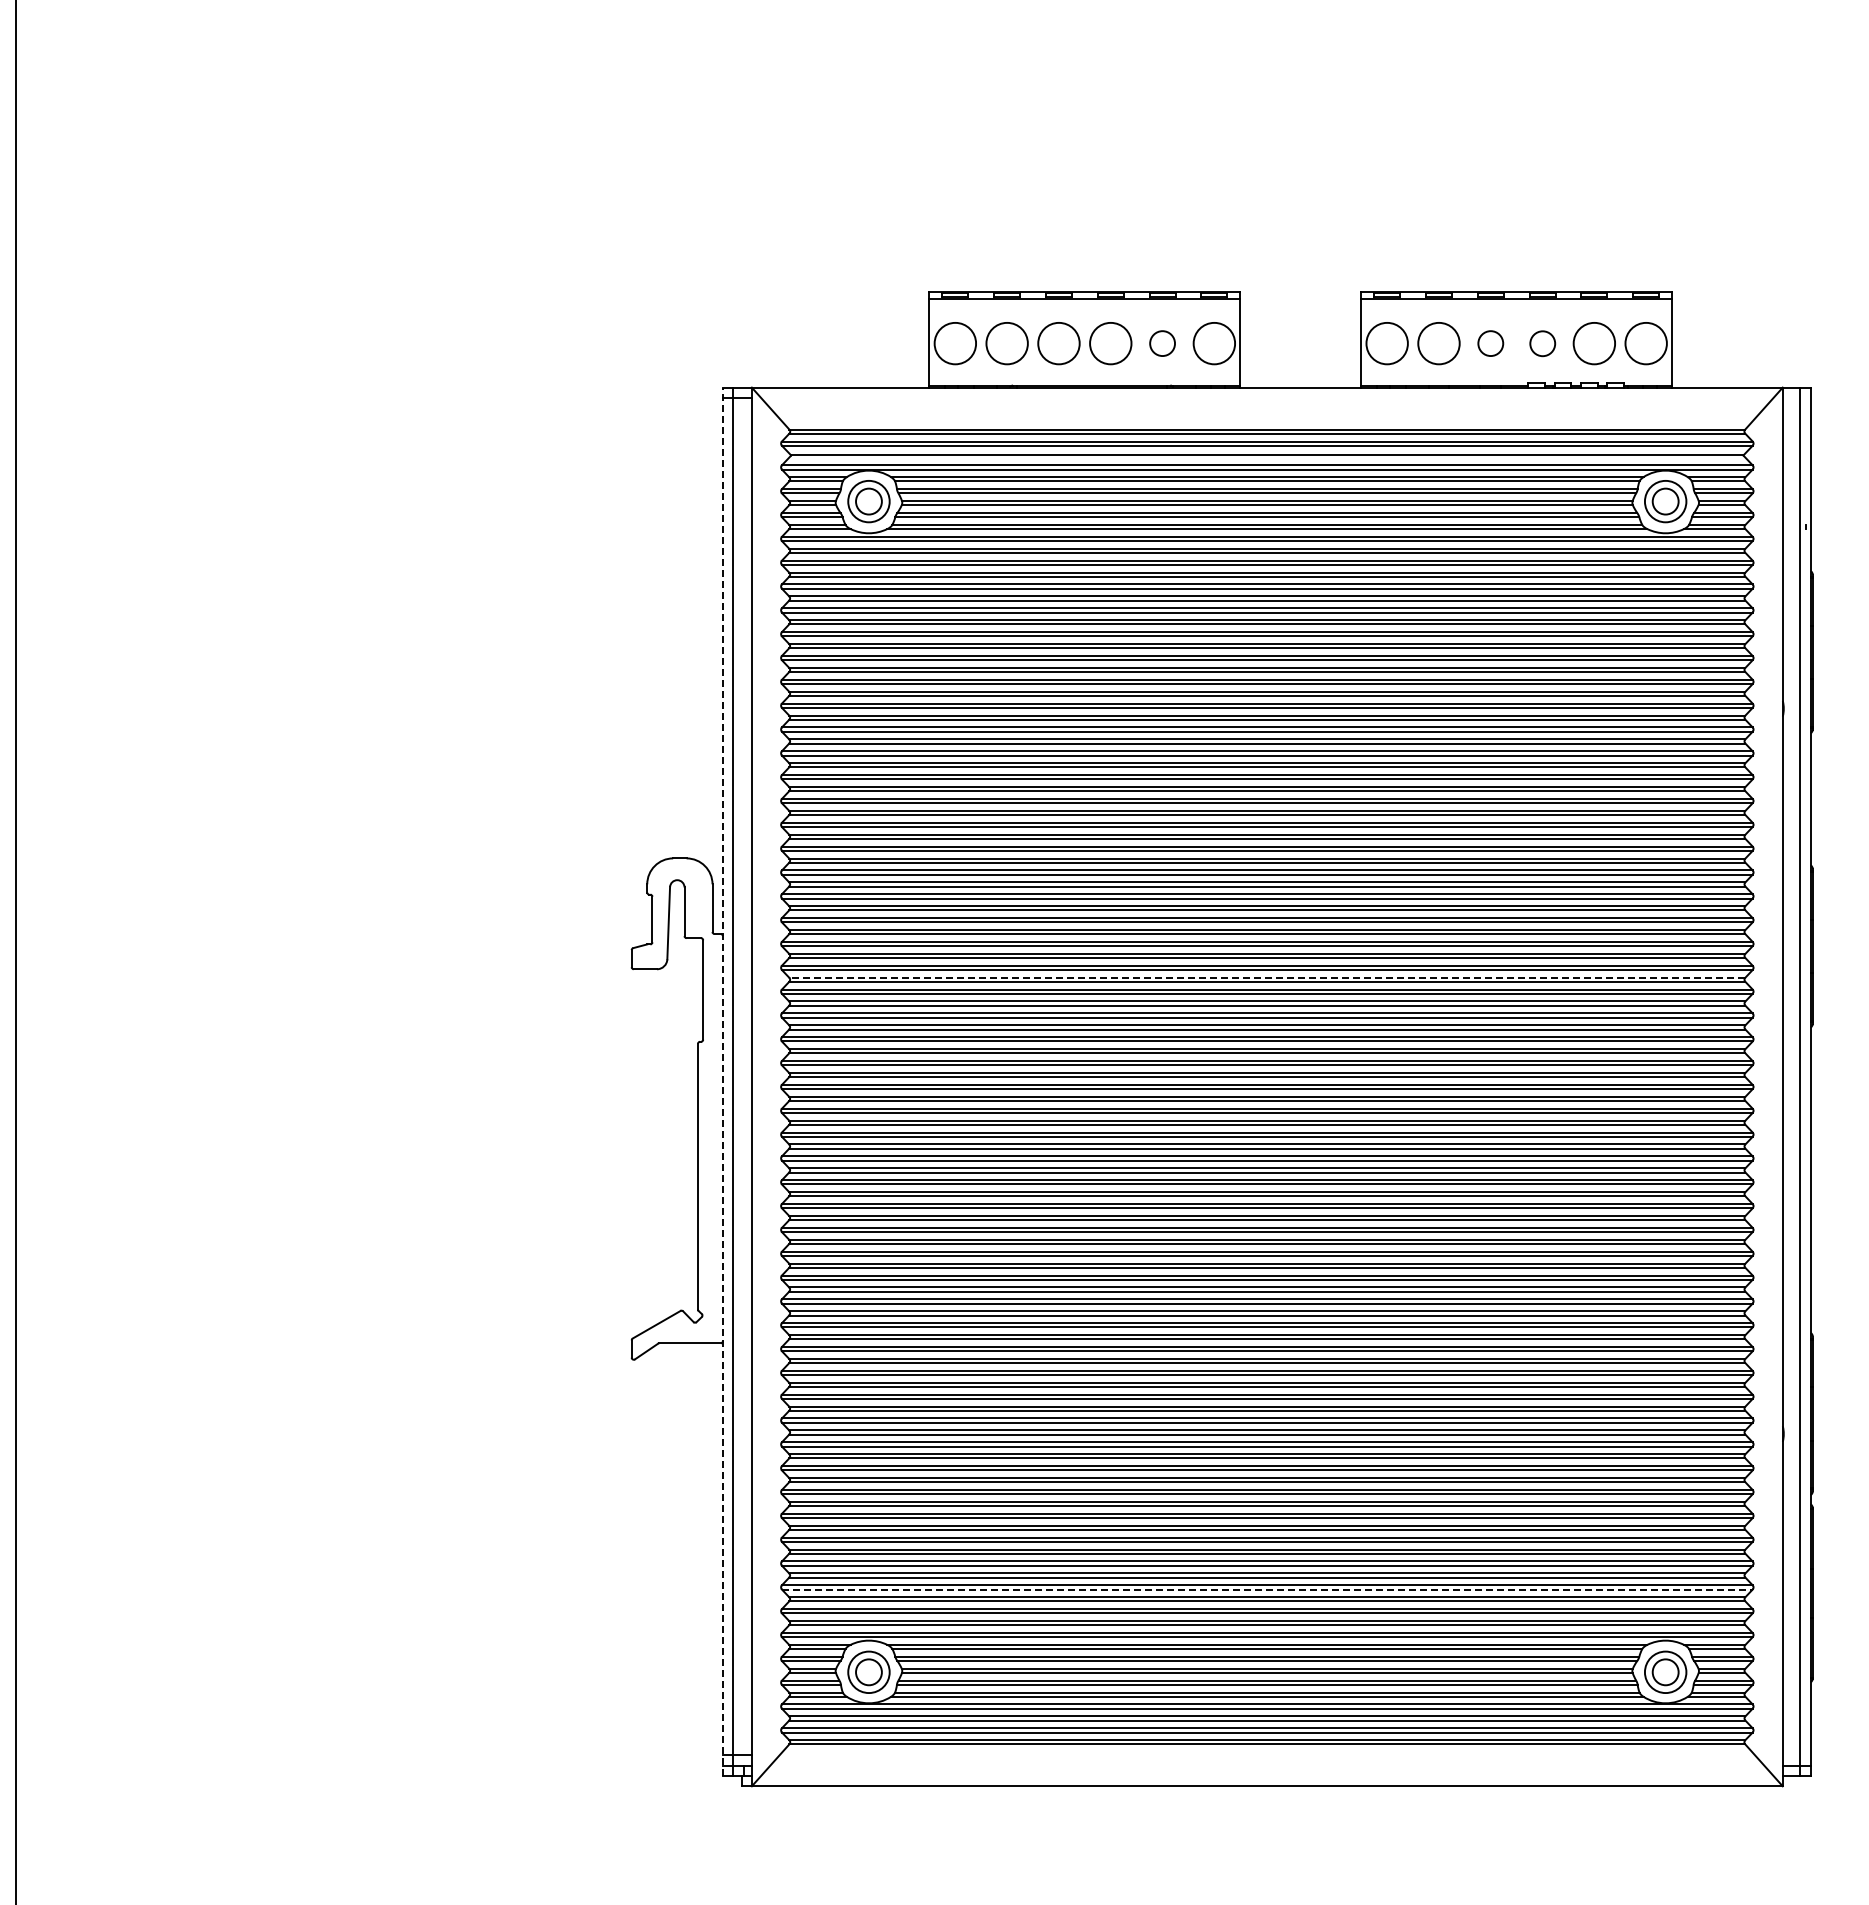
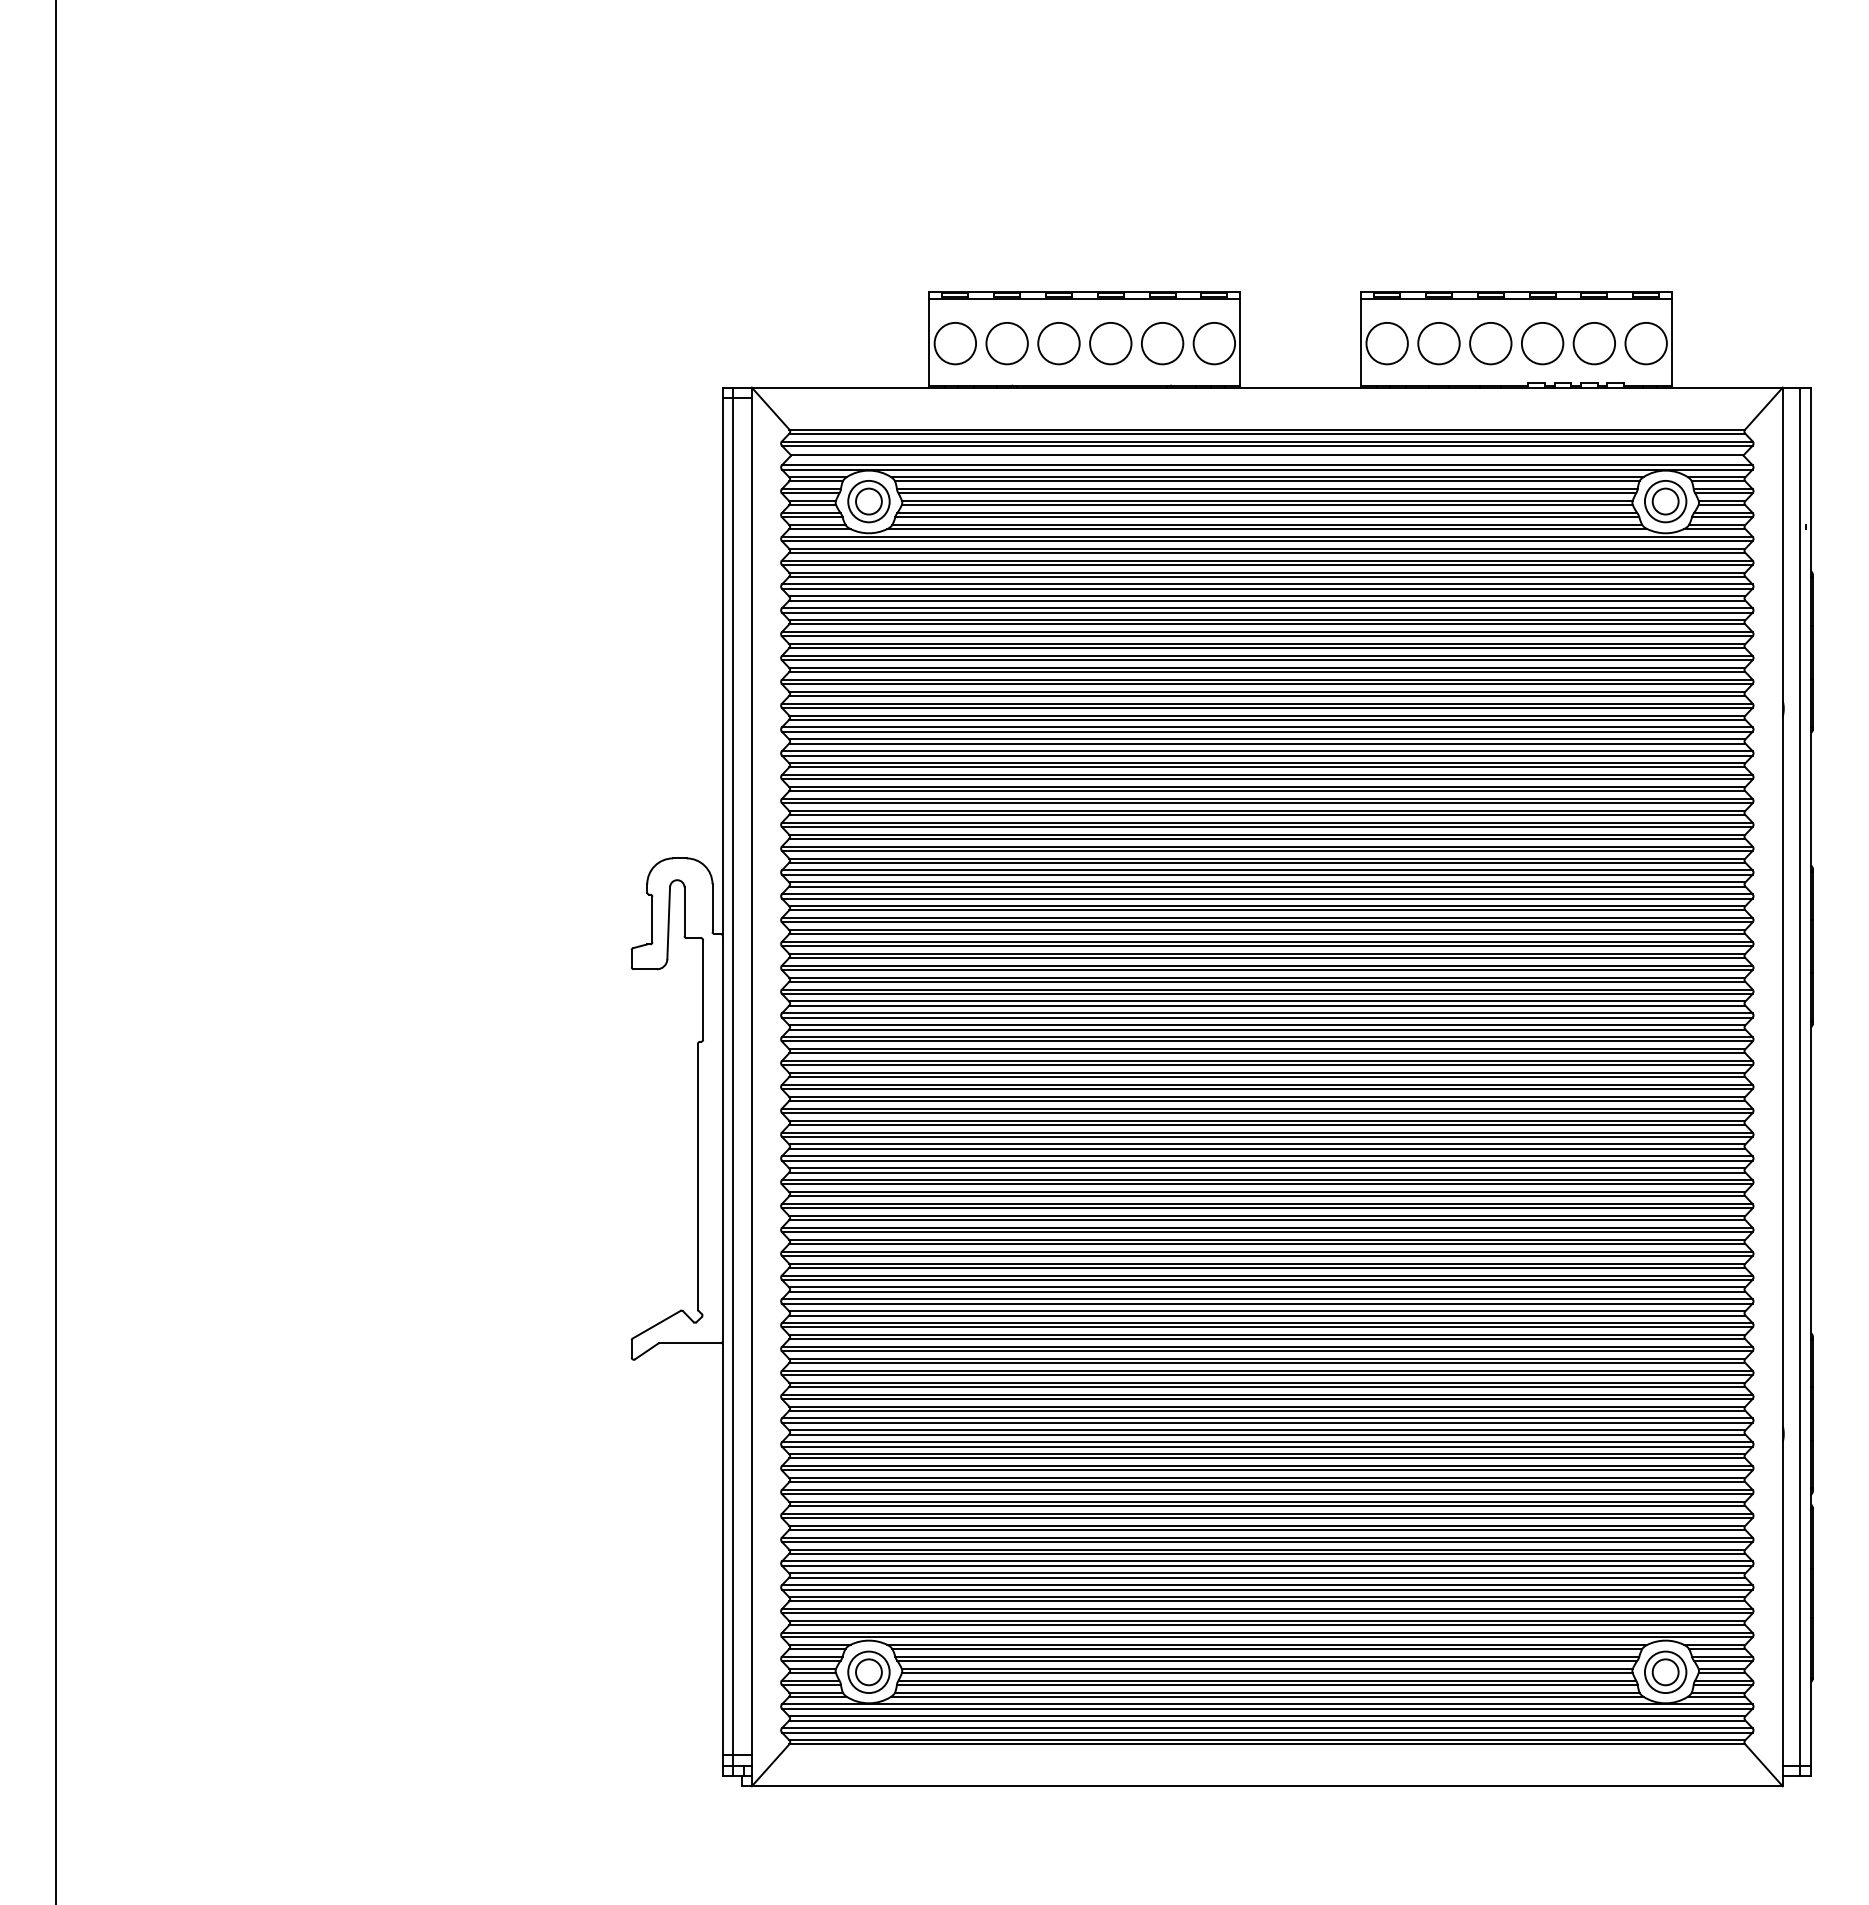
circle diameter: 25 px -> 41 px (1162, 343)
circle diameter: 25 px -> 41 px (1490, 343)
circle size: 28x28 px -> 44x44 px (1542, 343)
line position: (16, 951) -> (56, 951) (56, 951)
line: dashed -> solid (1266, 977)
line: dashed -> solid (722, 1081)
line: dashed -> solid (1267, 1589)
